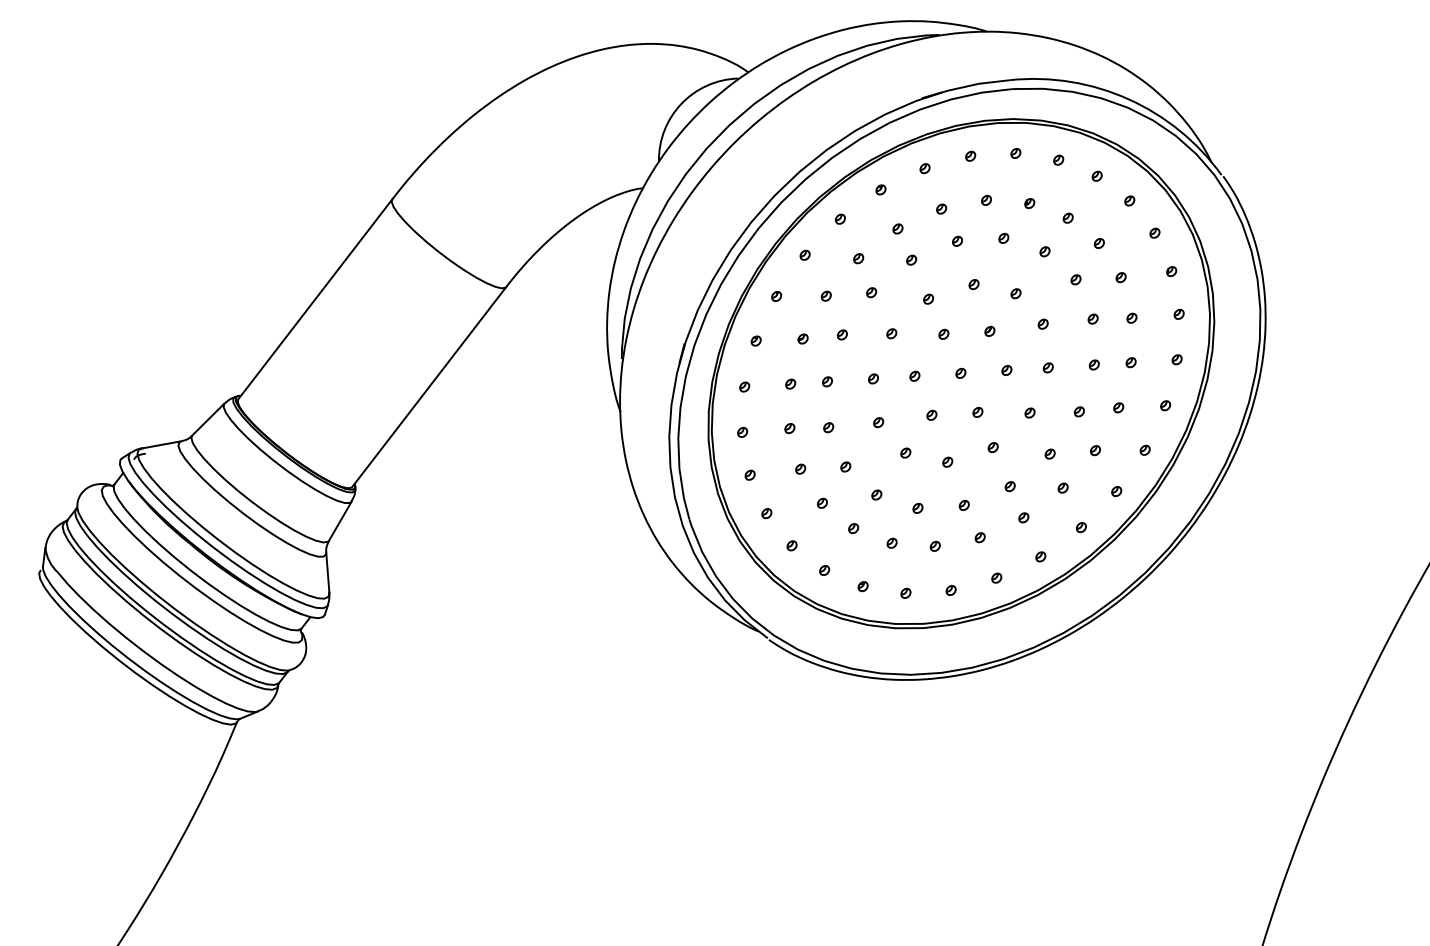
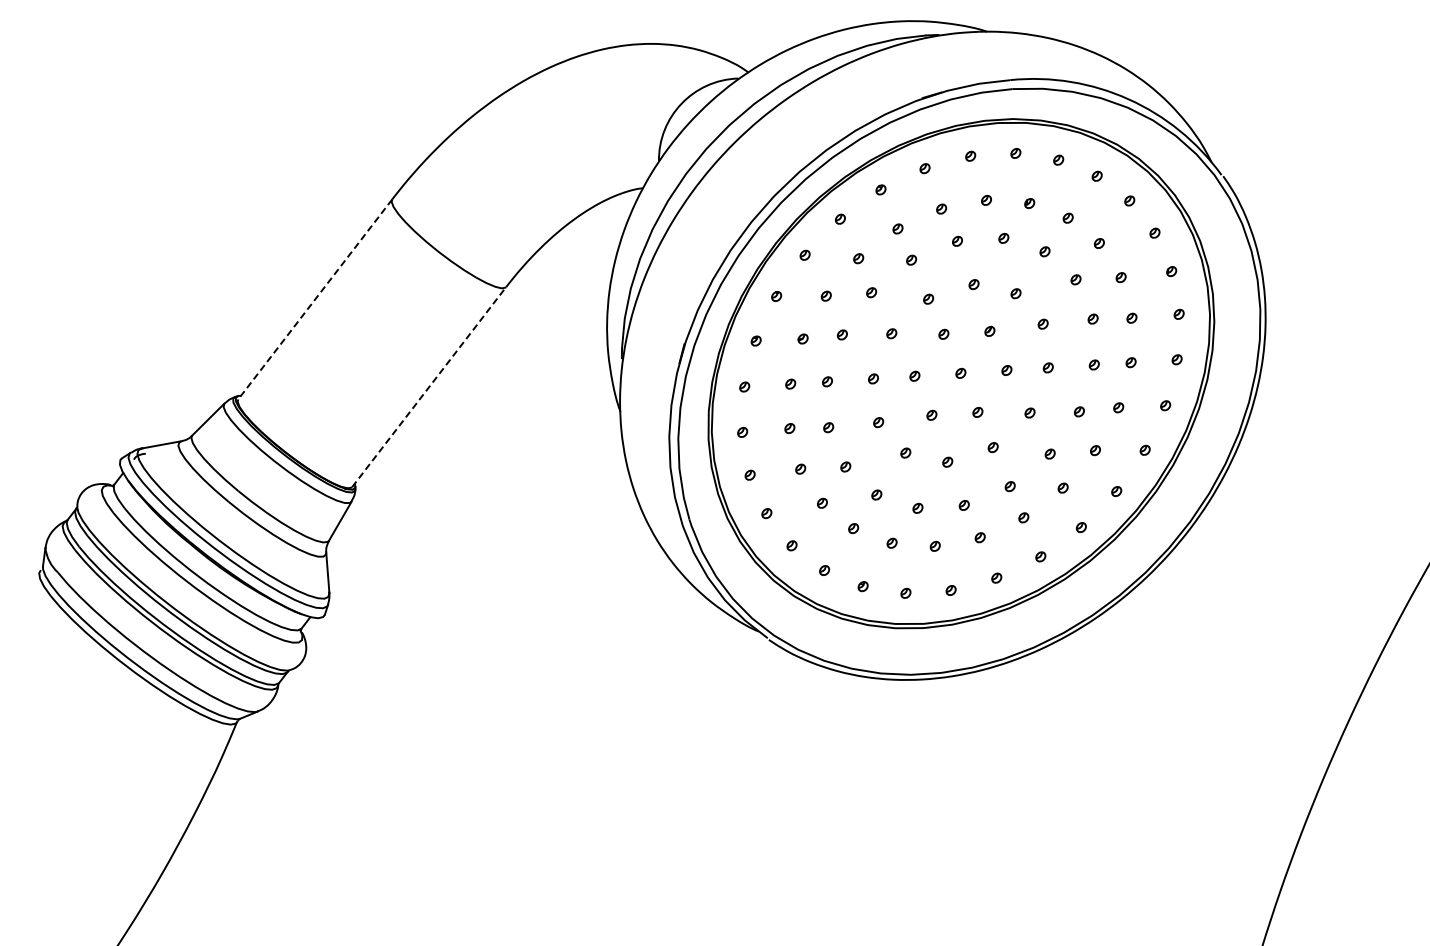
line: solid -> dashed (314, 299)
line: solid -> dashed (429, 386)
